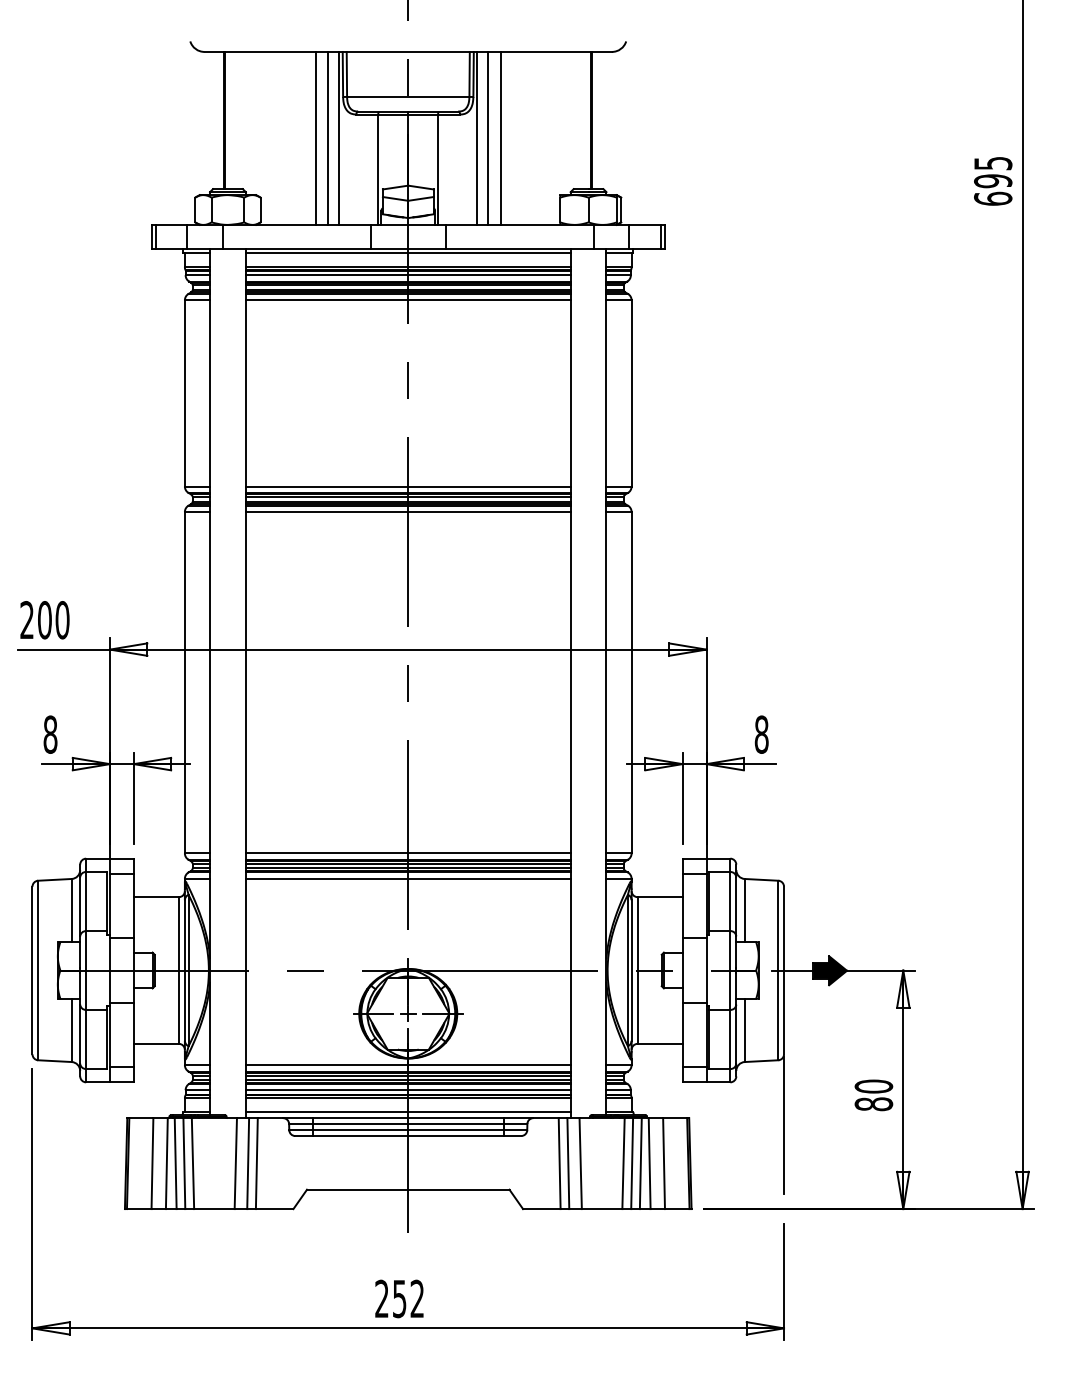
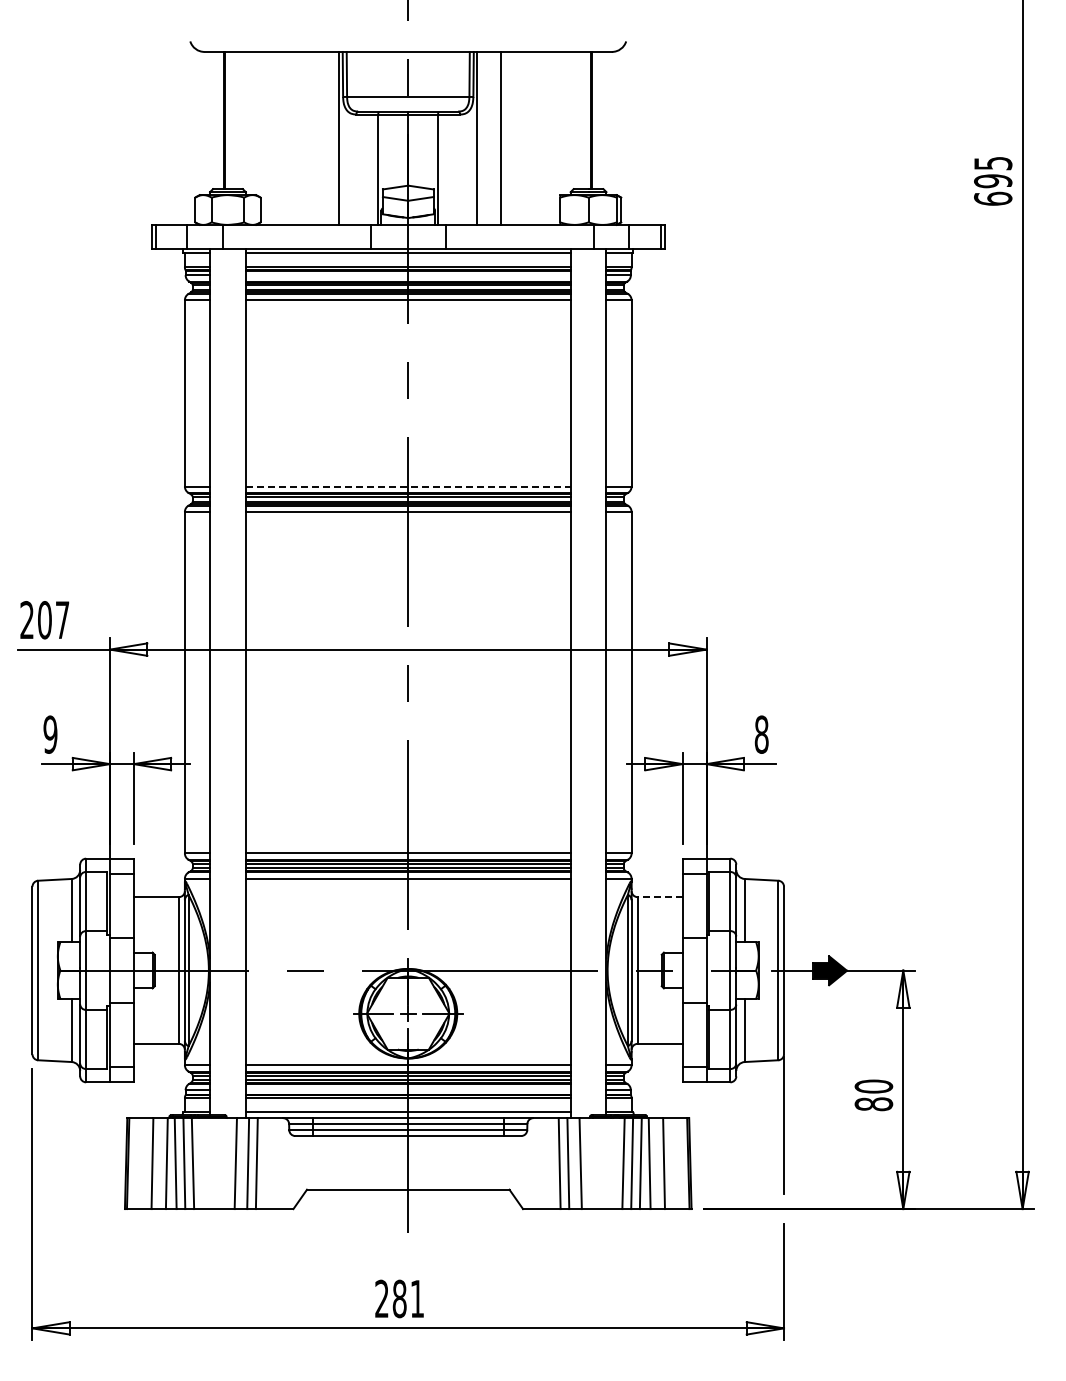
line: present -> none (315, 137)
line: present -> none (328, 137)
line: present -> none (488, 137)
line: present -> none (407, 275)
line: solid -> dashed (408, 486)
text: 200 -> 207 (62, 620)
text: 8 -> 9 (50, 734)
line: solid -> dashed (660, 897)
line: present -> none (407, 1090)
text: 252 -> 281 (407, 1298)
